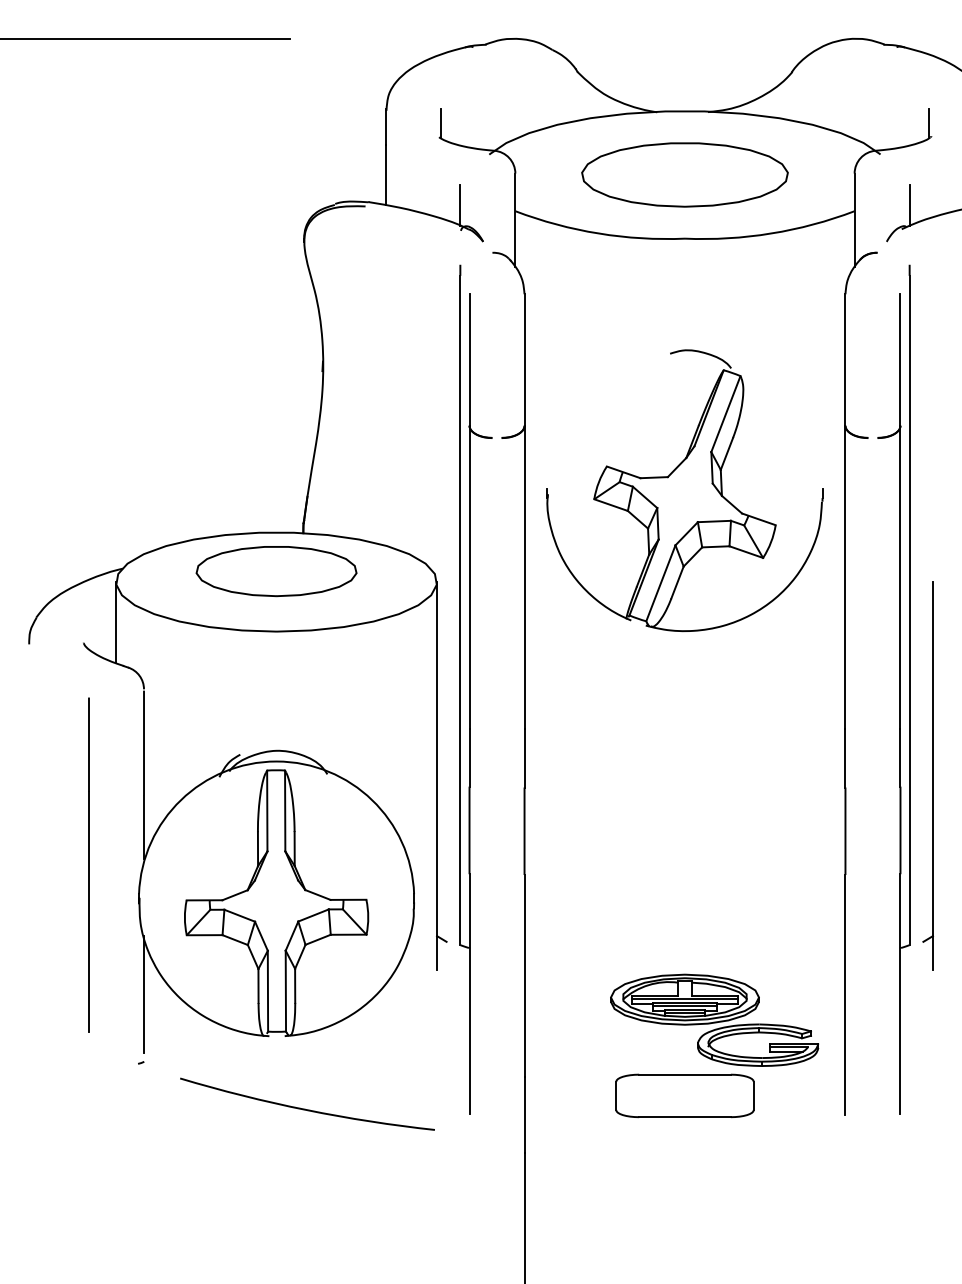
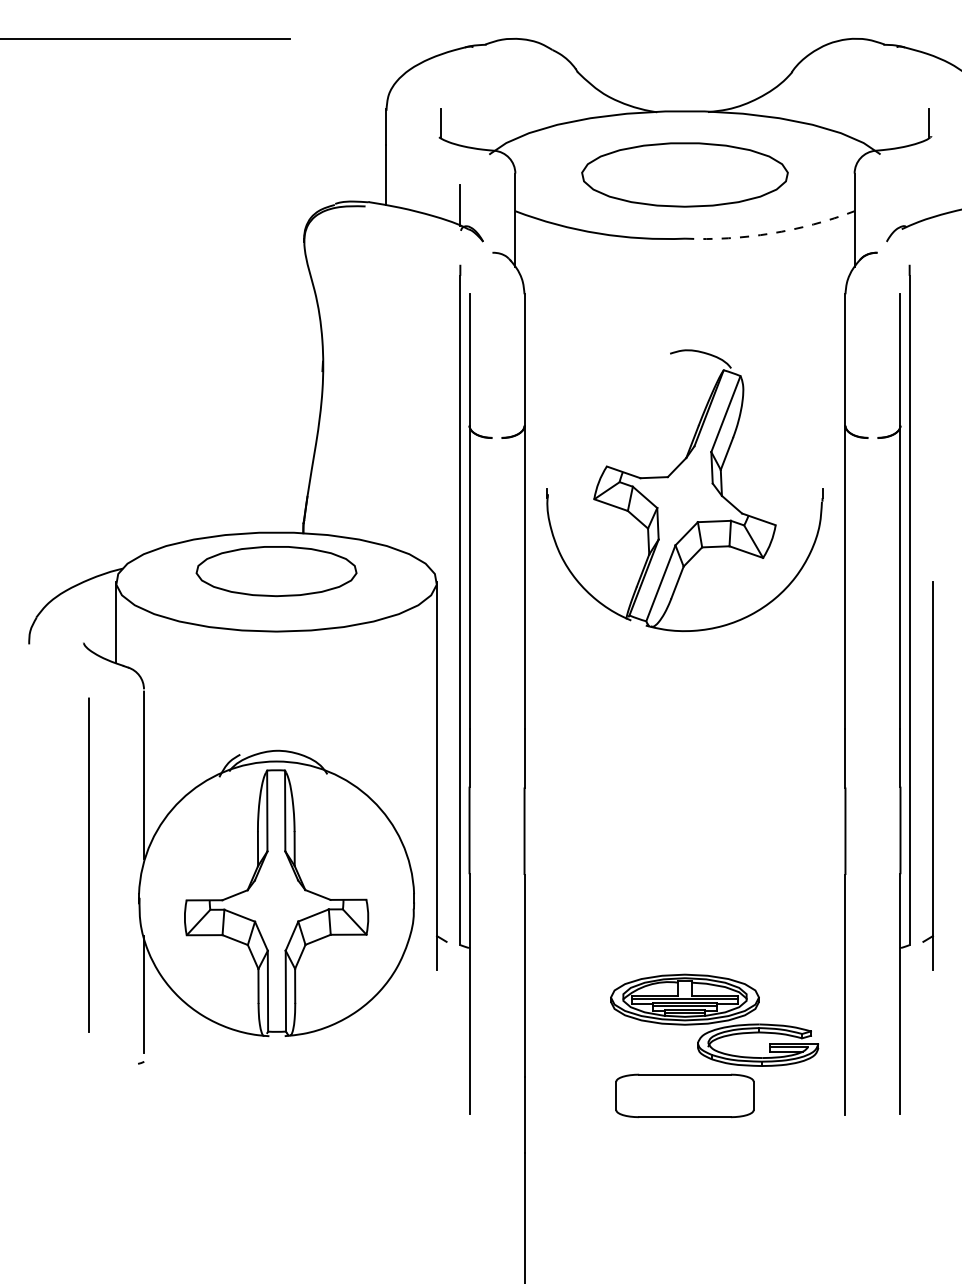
line: present -> none (909, 204)
arc: solid -> dashed (771, 233)
arc: present -> none (305, 1108)
